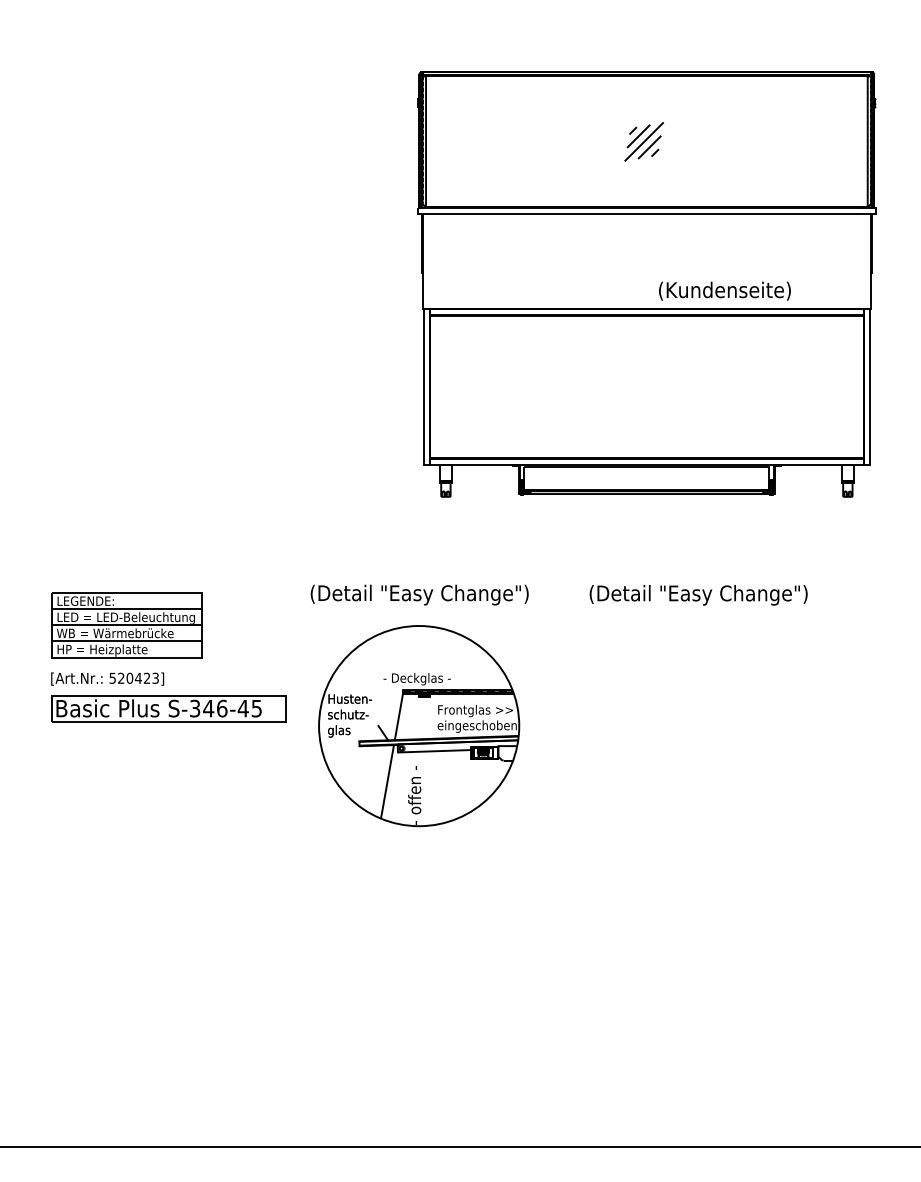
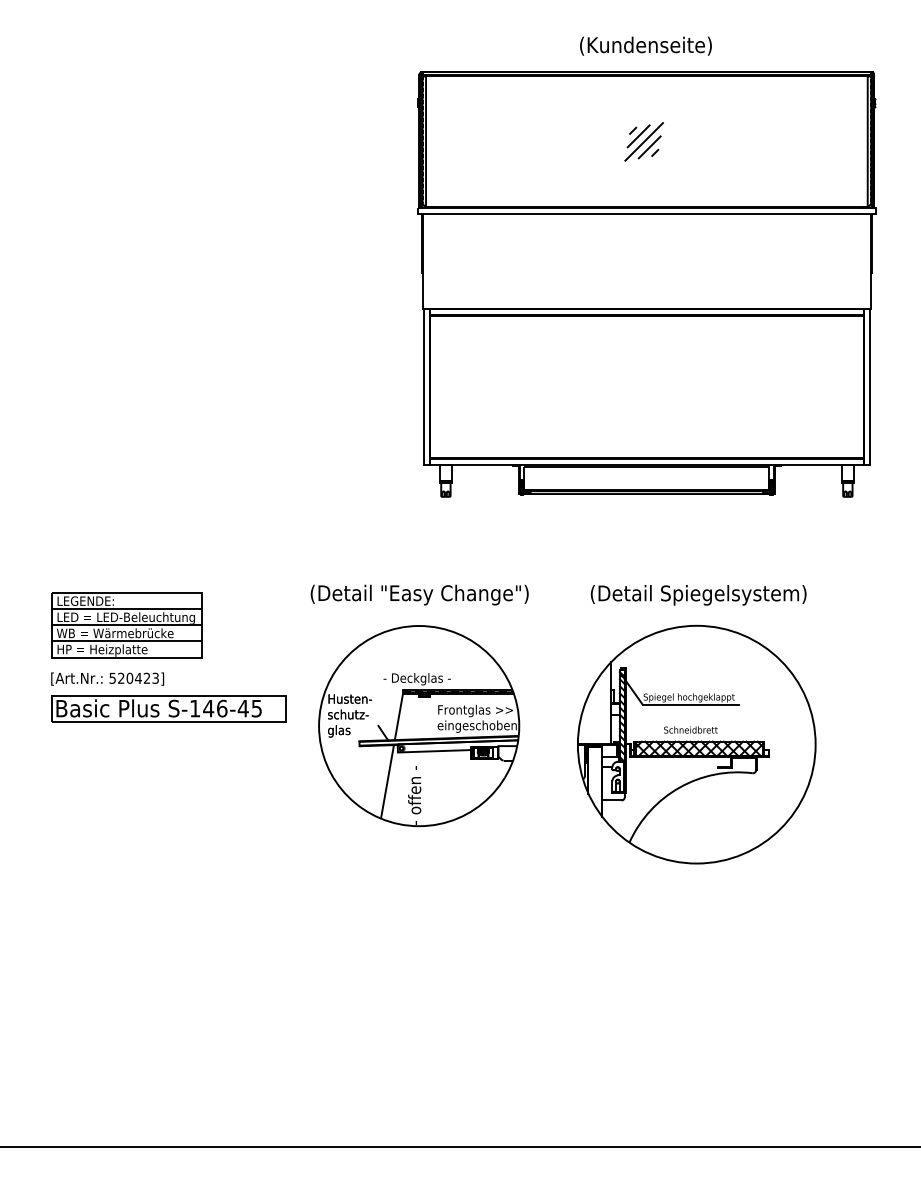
text position: (724, 290) -> (645, 45) (645, 45)
text: (Detail "Easy Change") -> (Detail Spiegelsystem) (698, 595)
text: S-346-45 -> S-146-45 (195, 708)
part: none -> present (696, 744)
